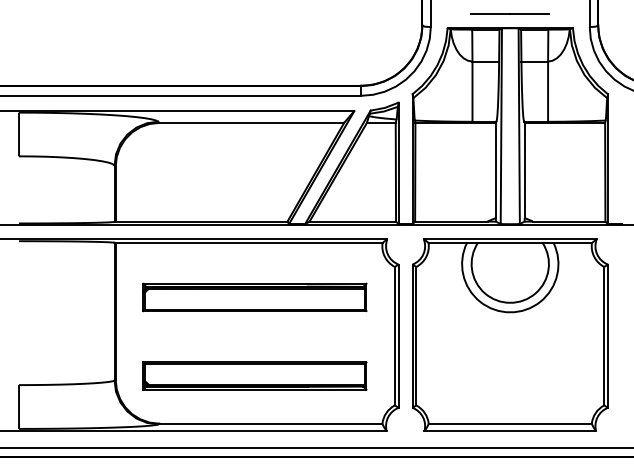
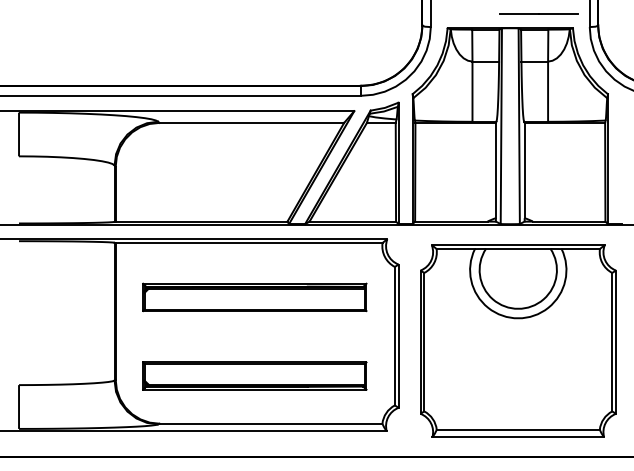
line position: (509, 13) -> (538, 13) (538, 13)
part position: (510, 334) -> (518, 340) (518, 340)
line: present -> none (316, 448)
